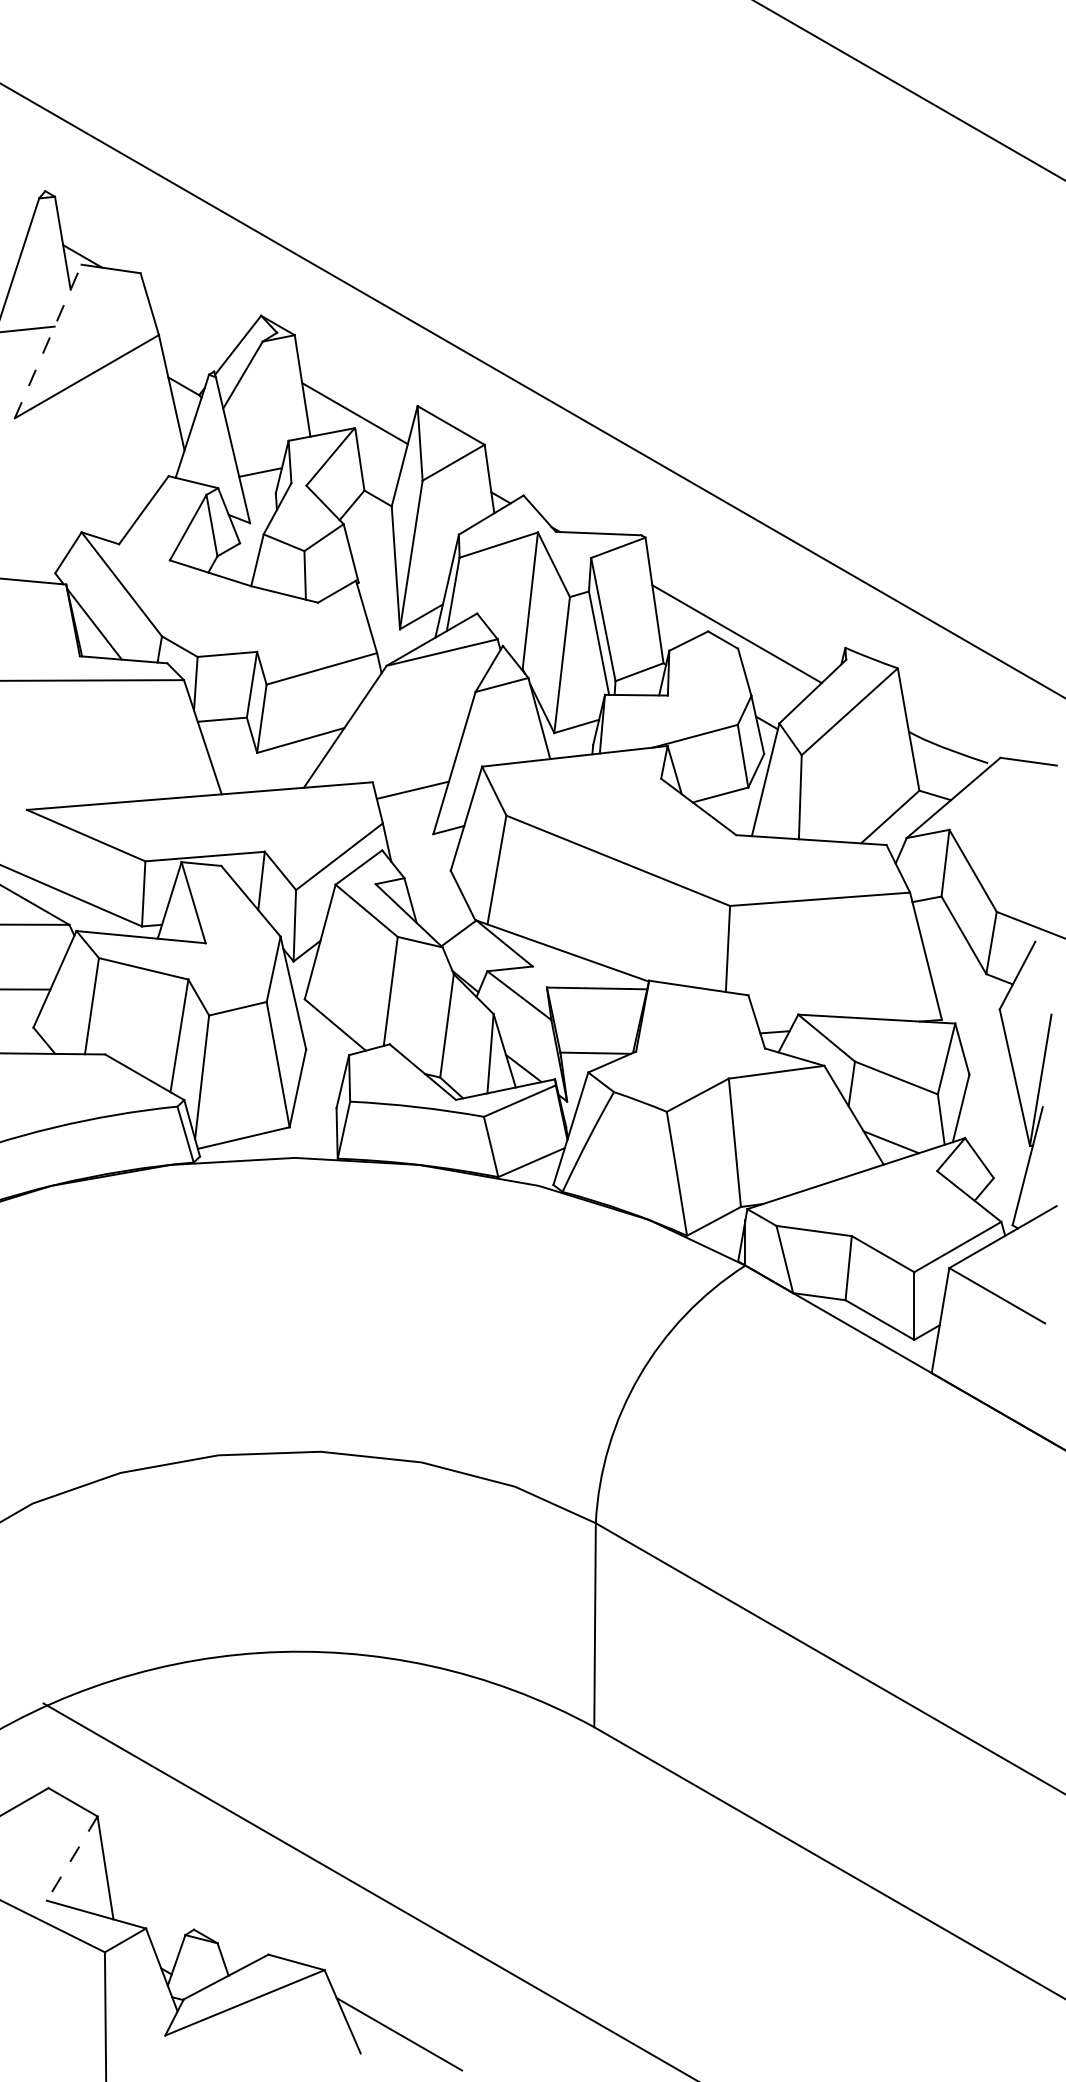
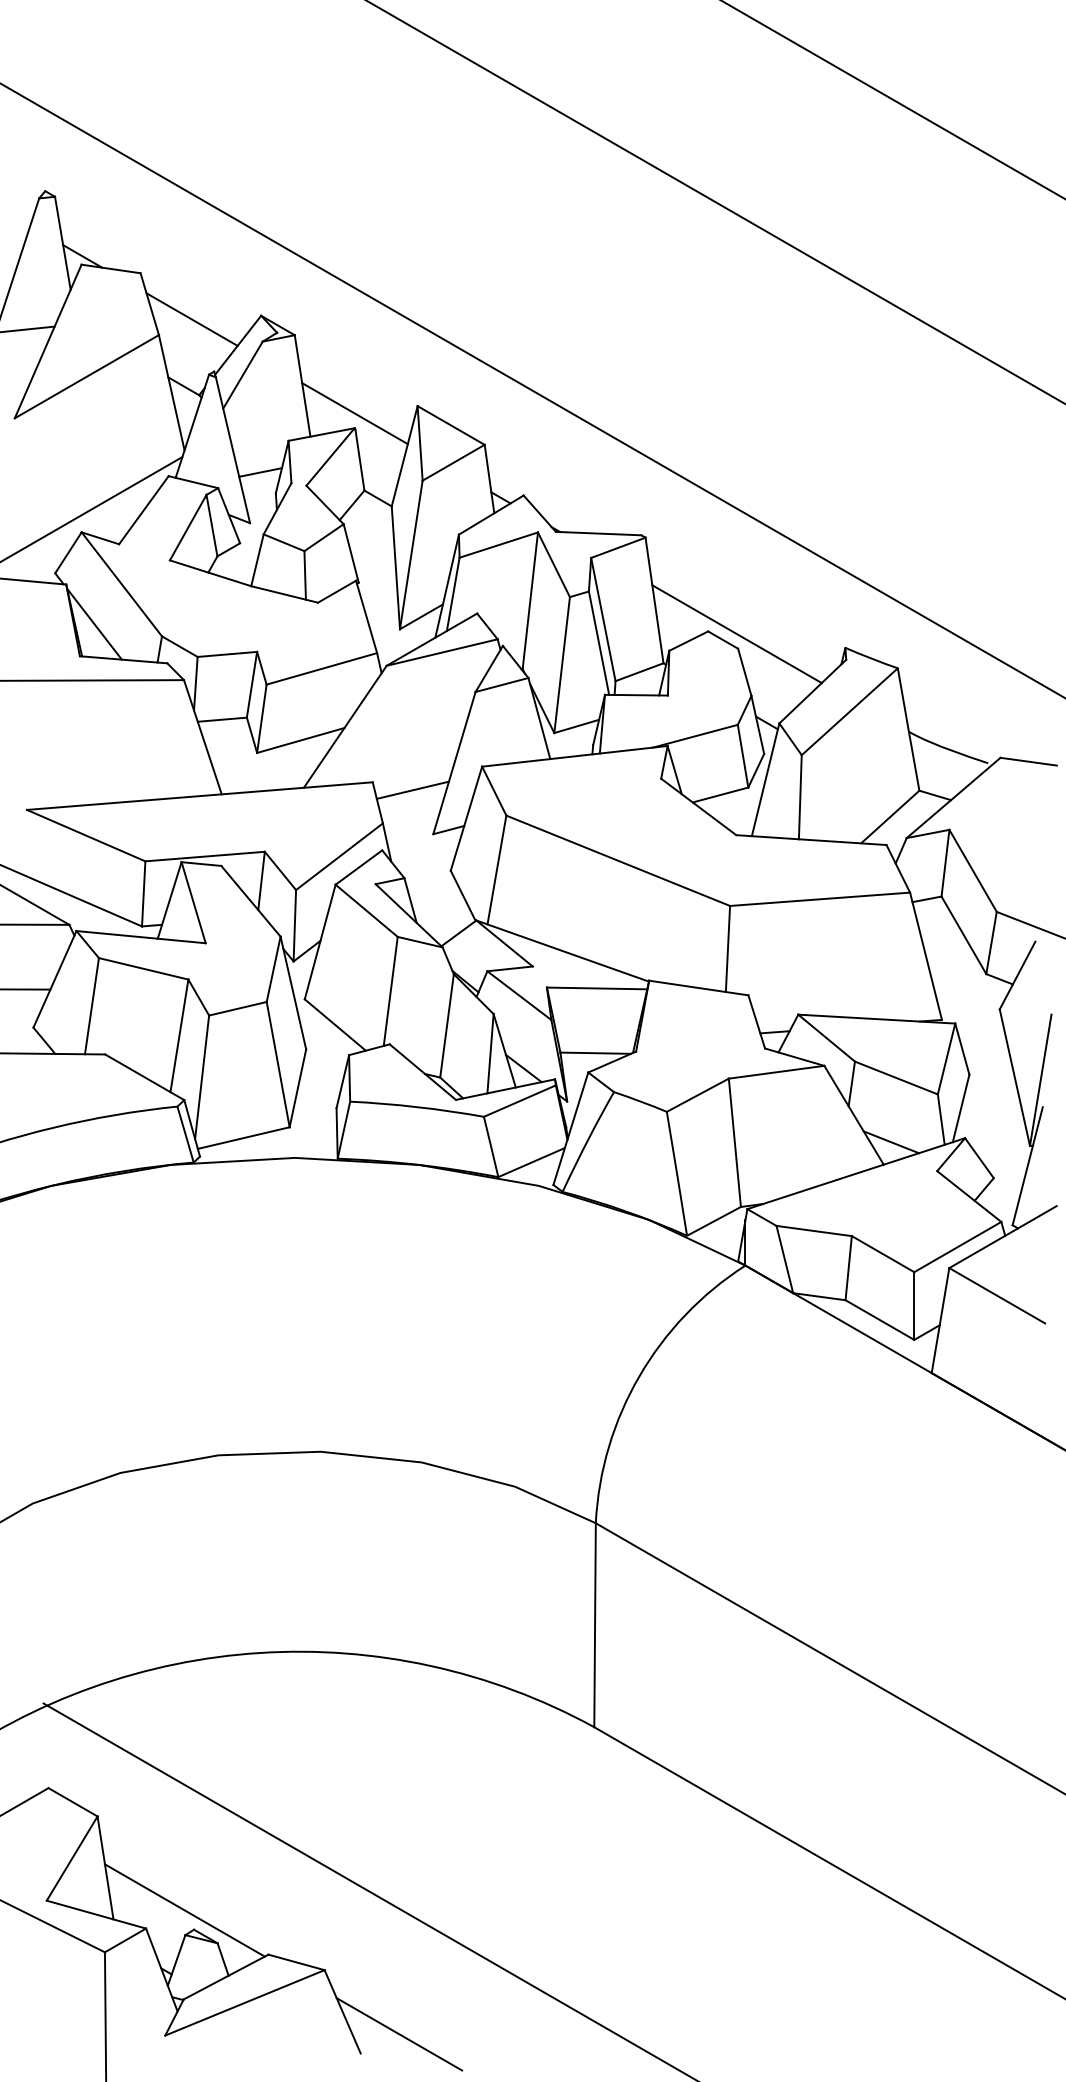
line position: (908, 90) -> (892, 99) (892, 99)
line: none -> present (715, 202)
line: none -> present (191, 319)
line: dashed -> solid (48, 341)
line: none -> present (92, 508)
line: dashed -> solid (71, 1858)
line: none -> present (184, 1910)
